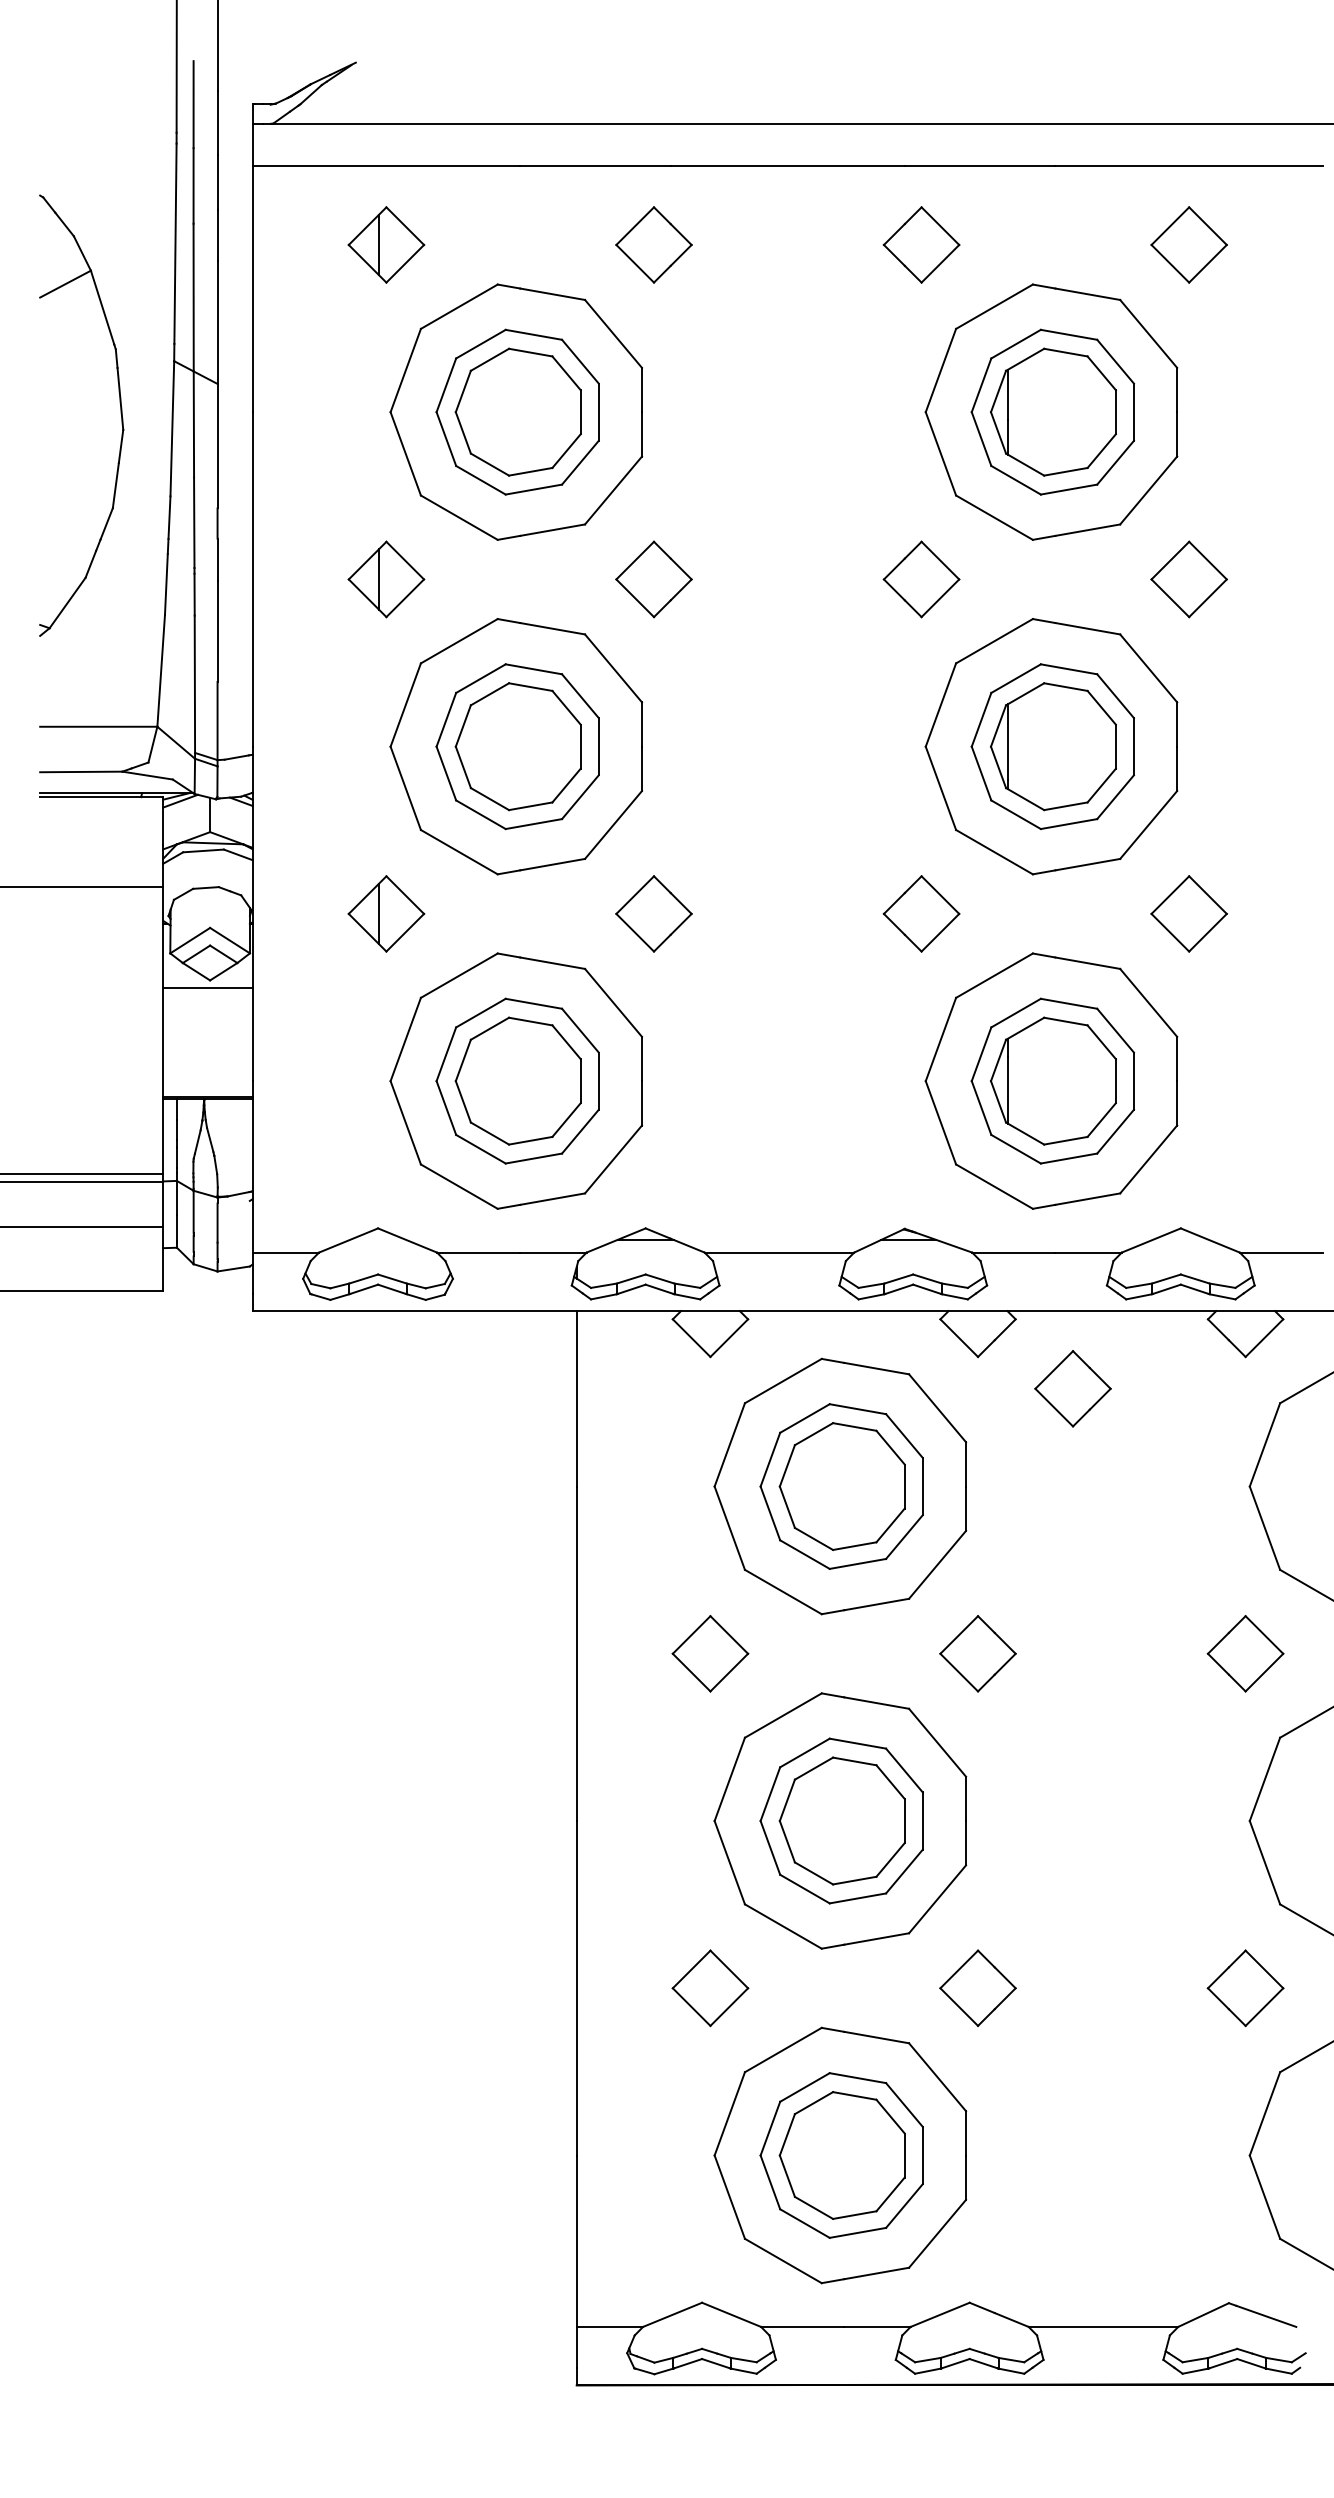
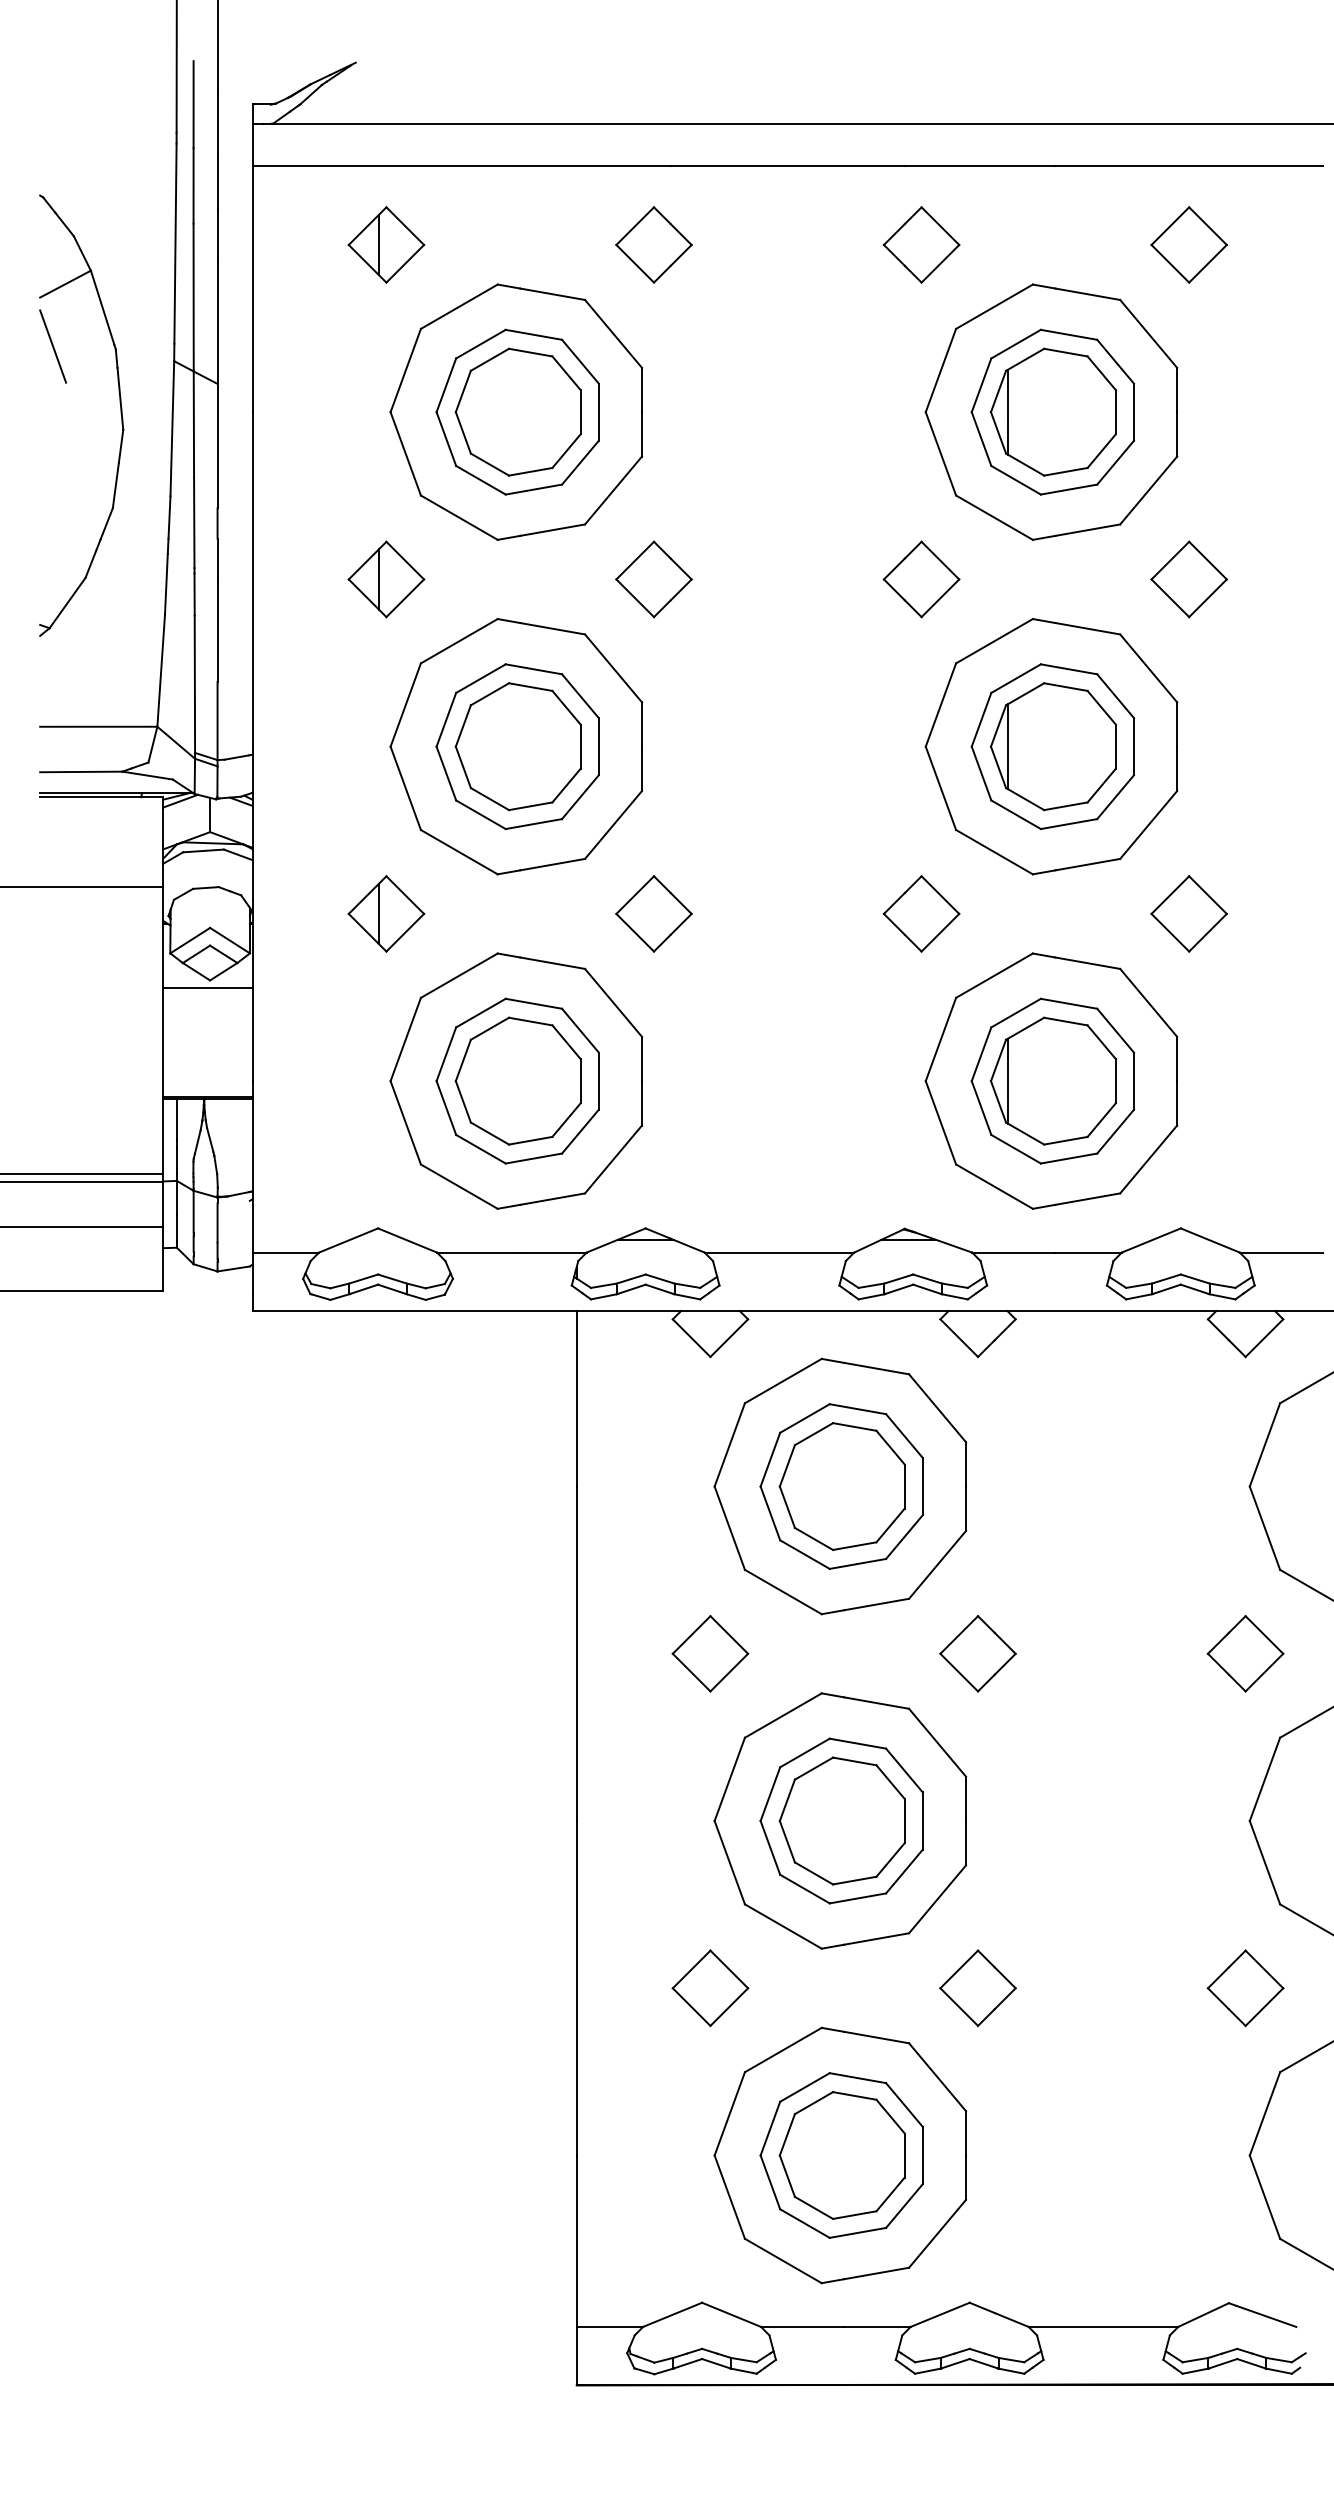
line: none -> present (53, 346)
part: present -> none (1072, 1388)
